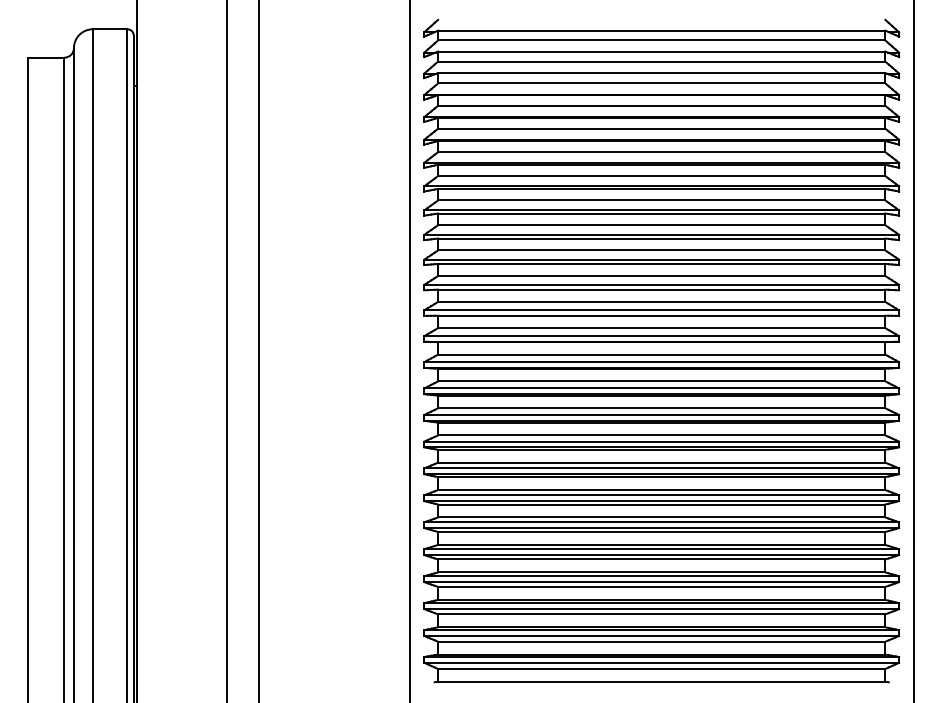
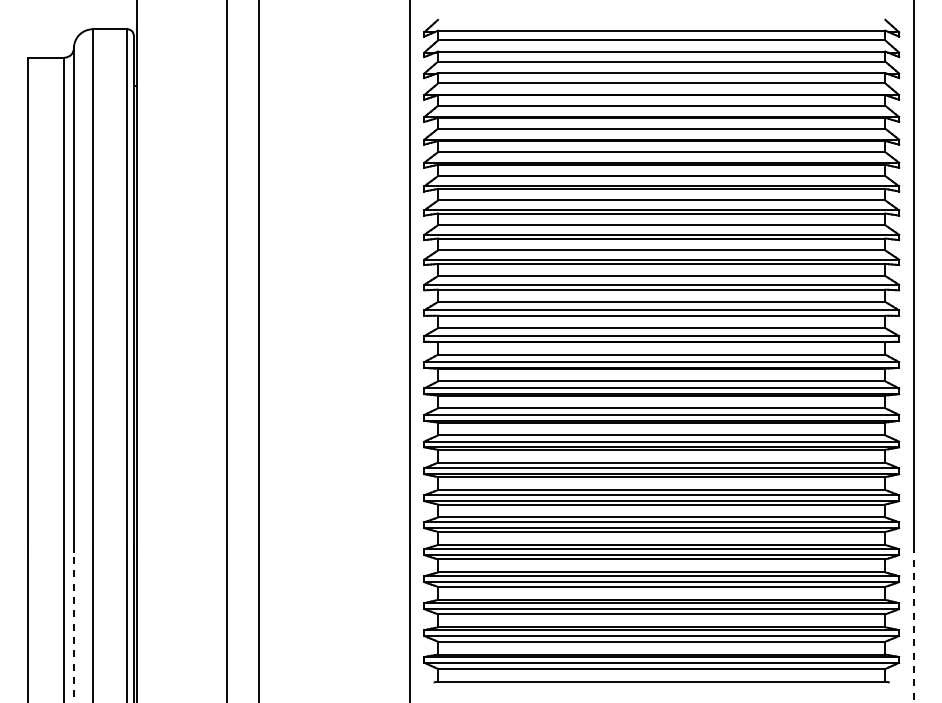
line: solid -> dashed (73, 627)
line: solid -> dashed (913, 627)
